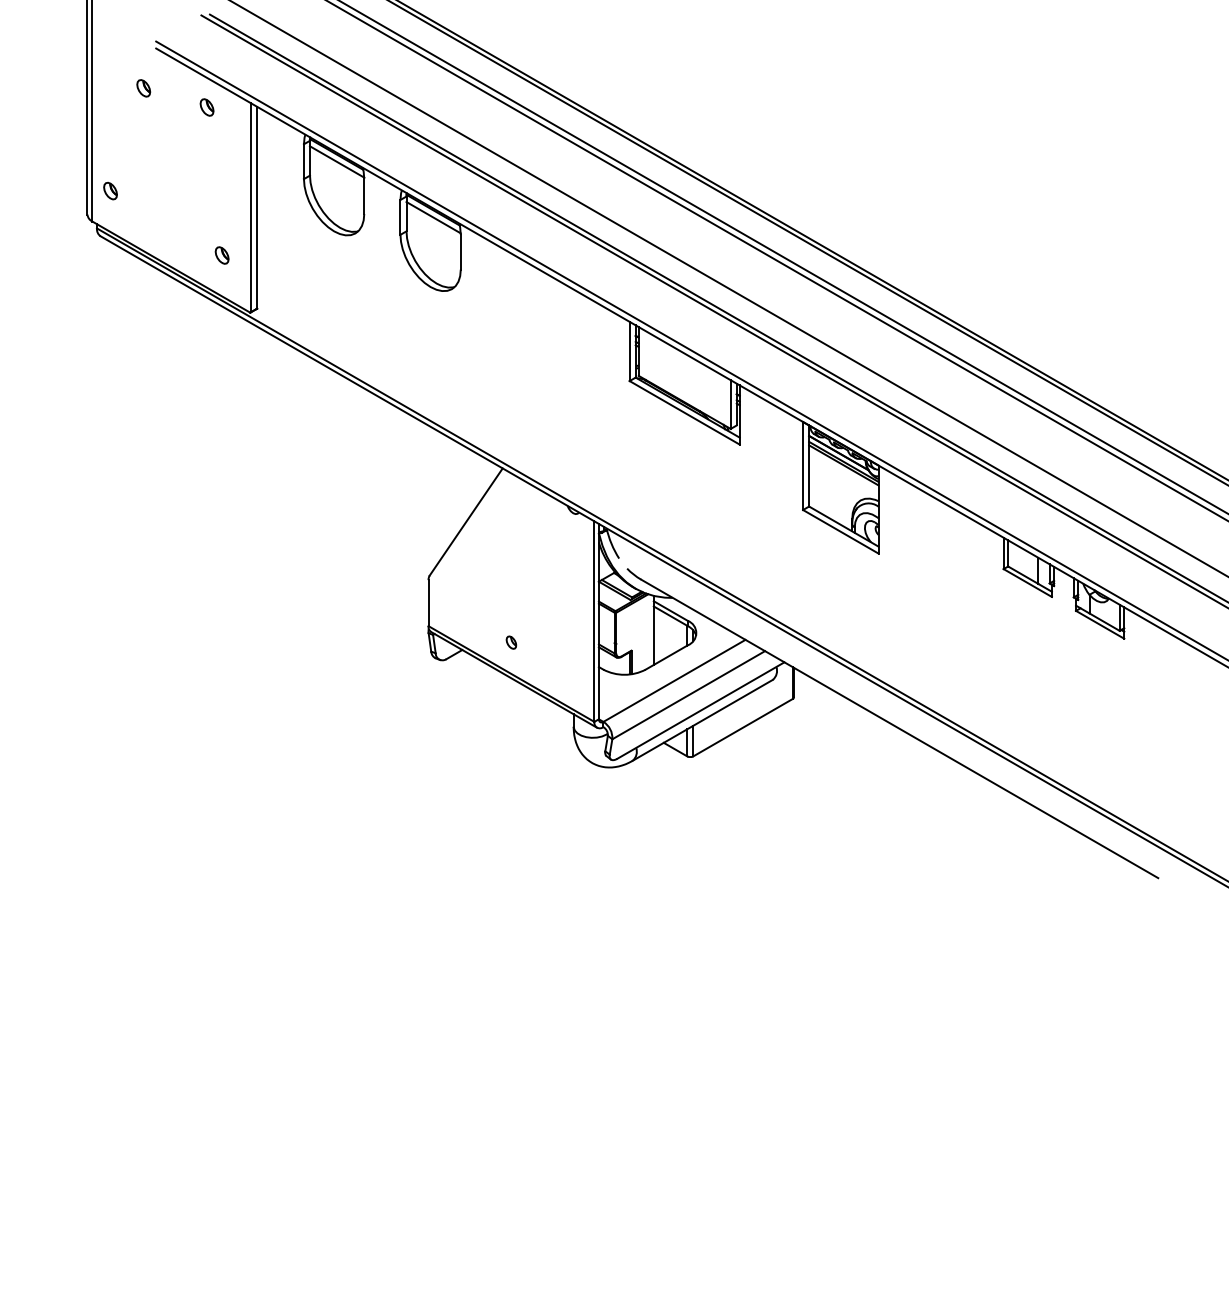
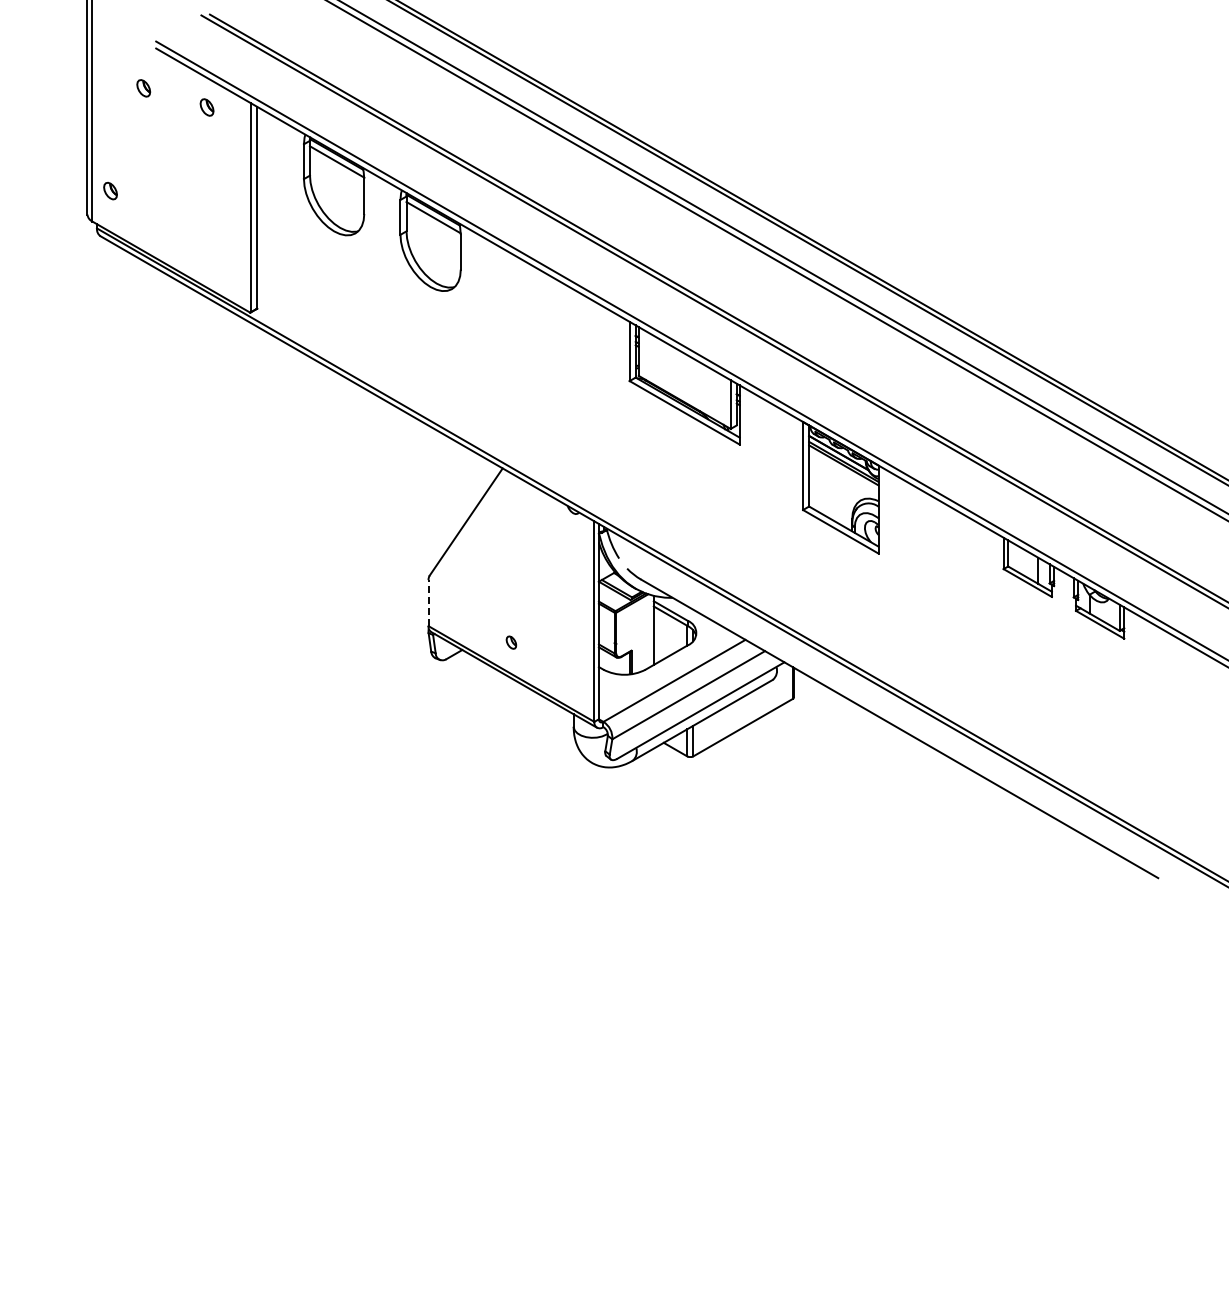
part: present -> none (221, 255)
line: present -> none (728, 288)
line: solid -> dashed (428, 602)
